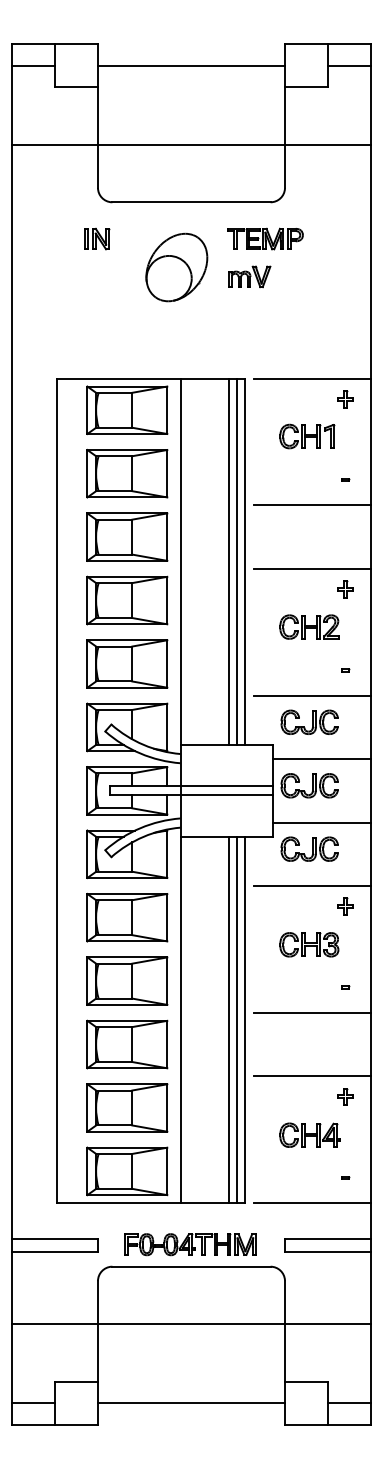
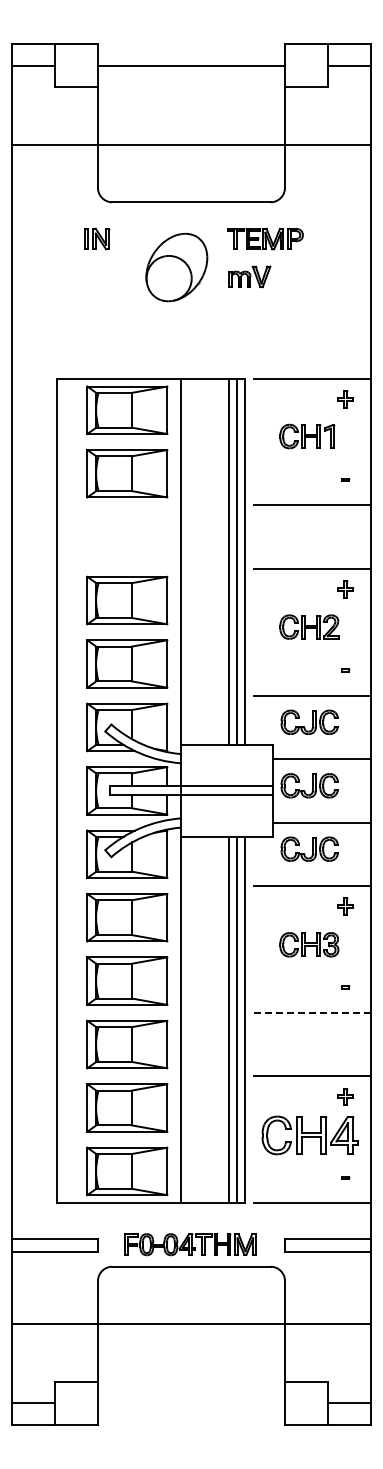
part: present -> none (127, 536)
line: solid -> dashed (312, 1012)
part size: 62x26 px -> 98x41 px (309, 1135)
line: present -> none (191, 1403)
